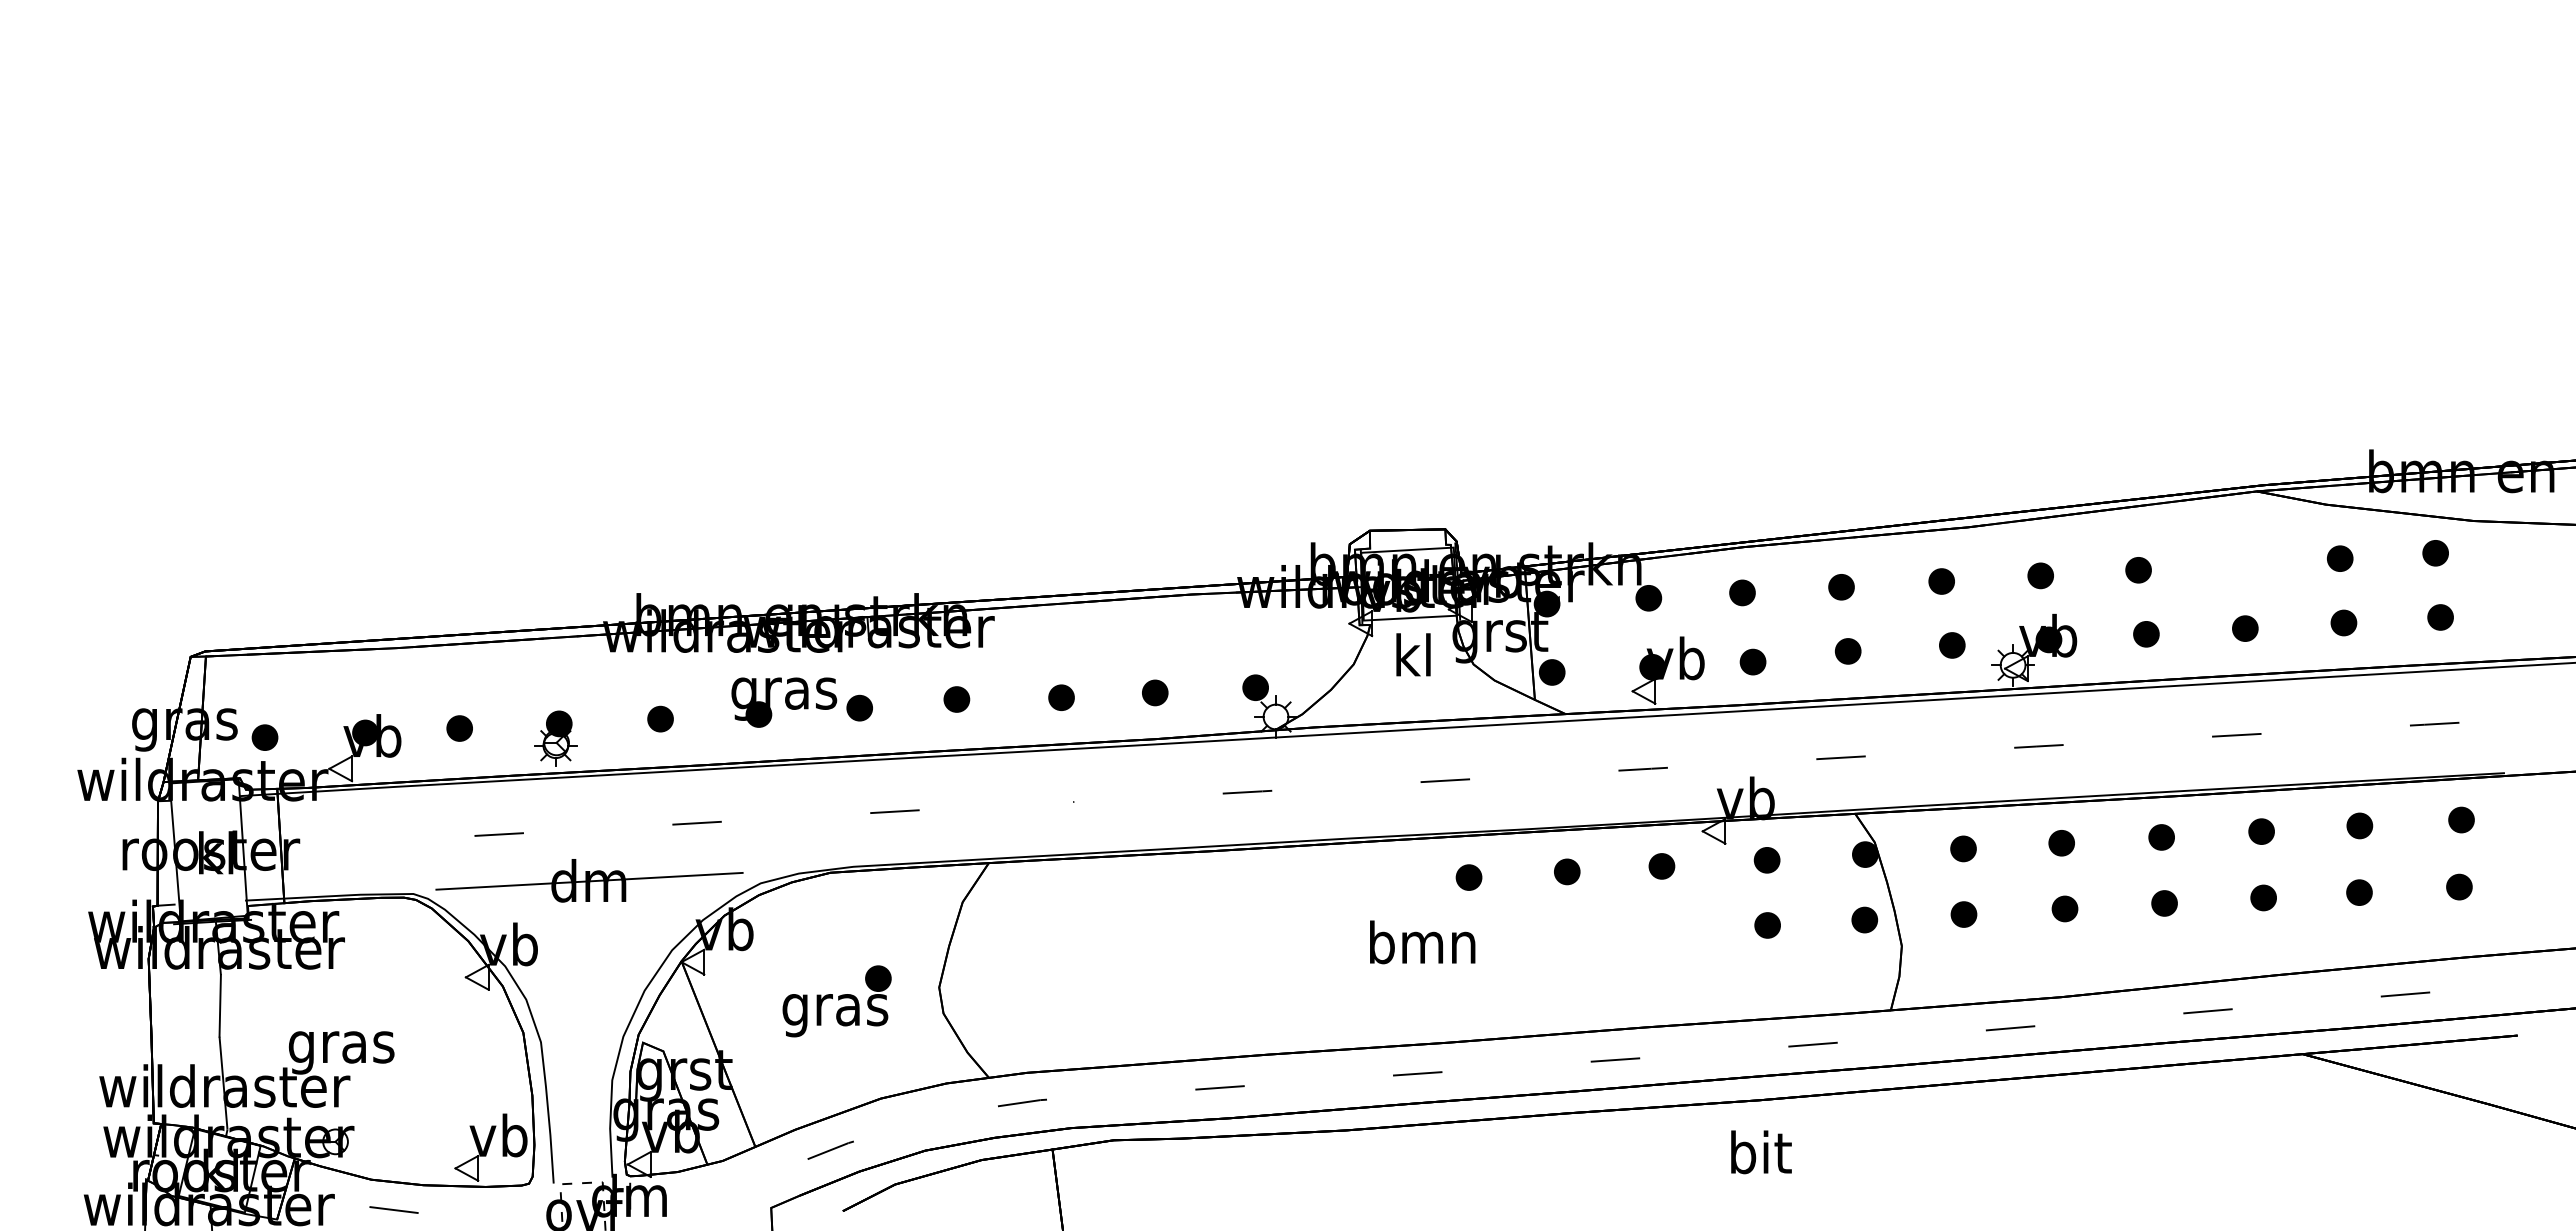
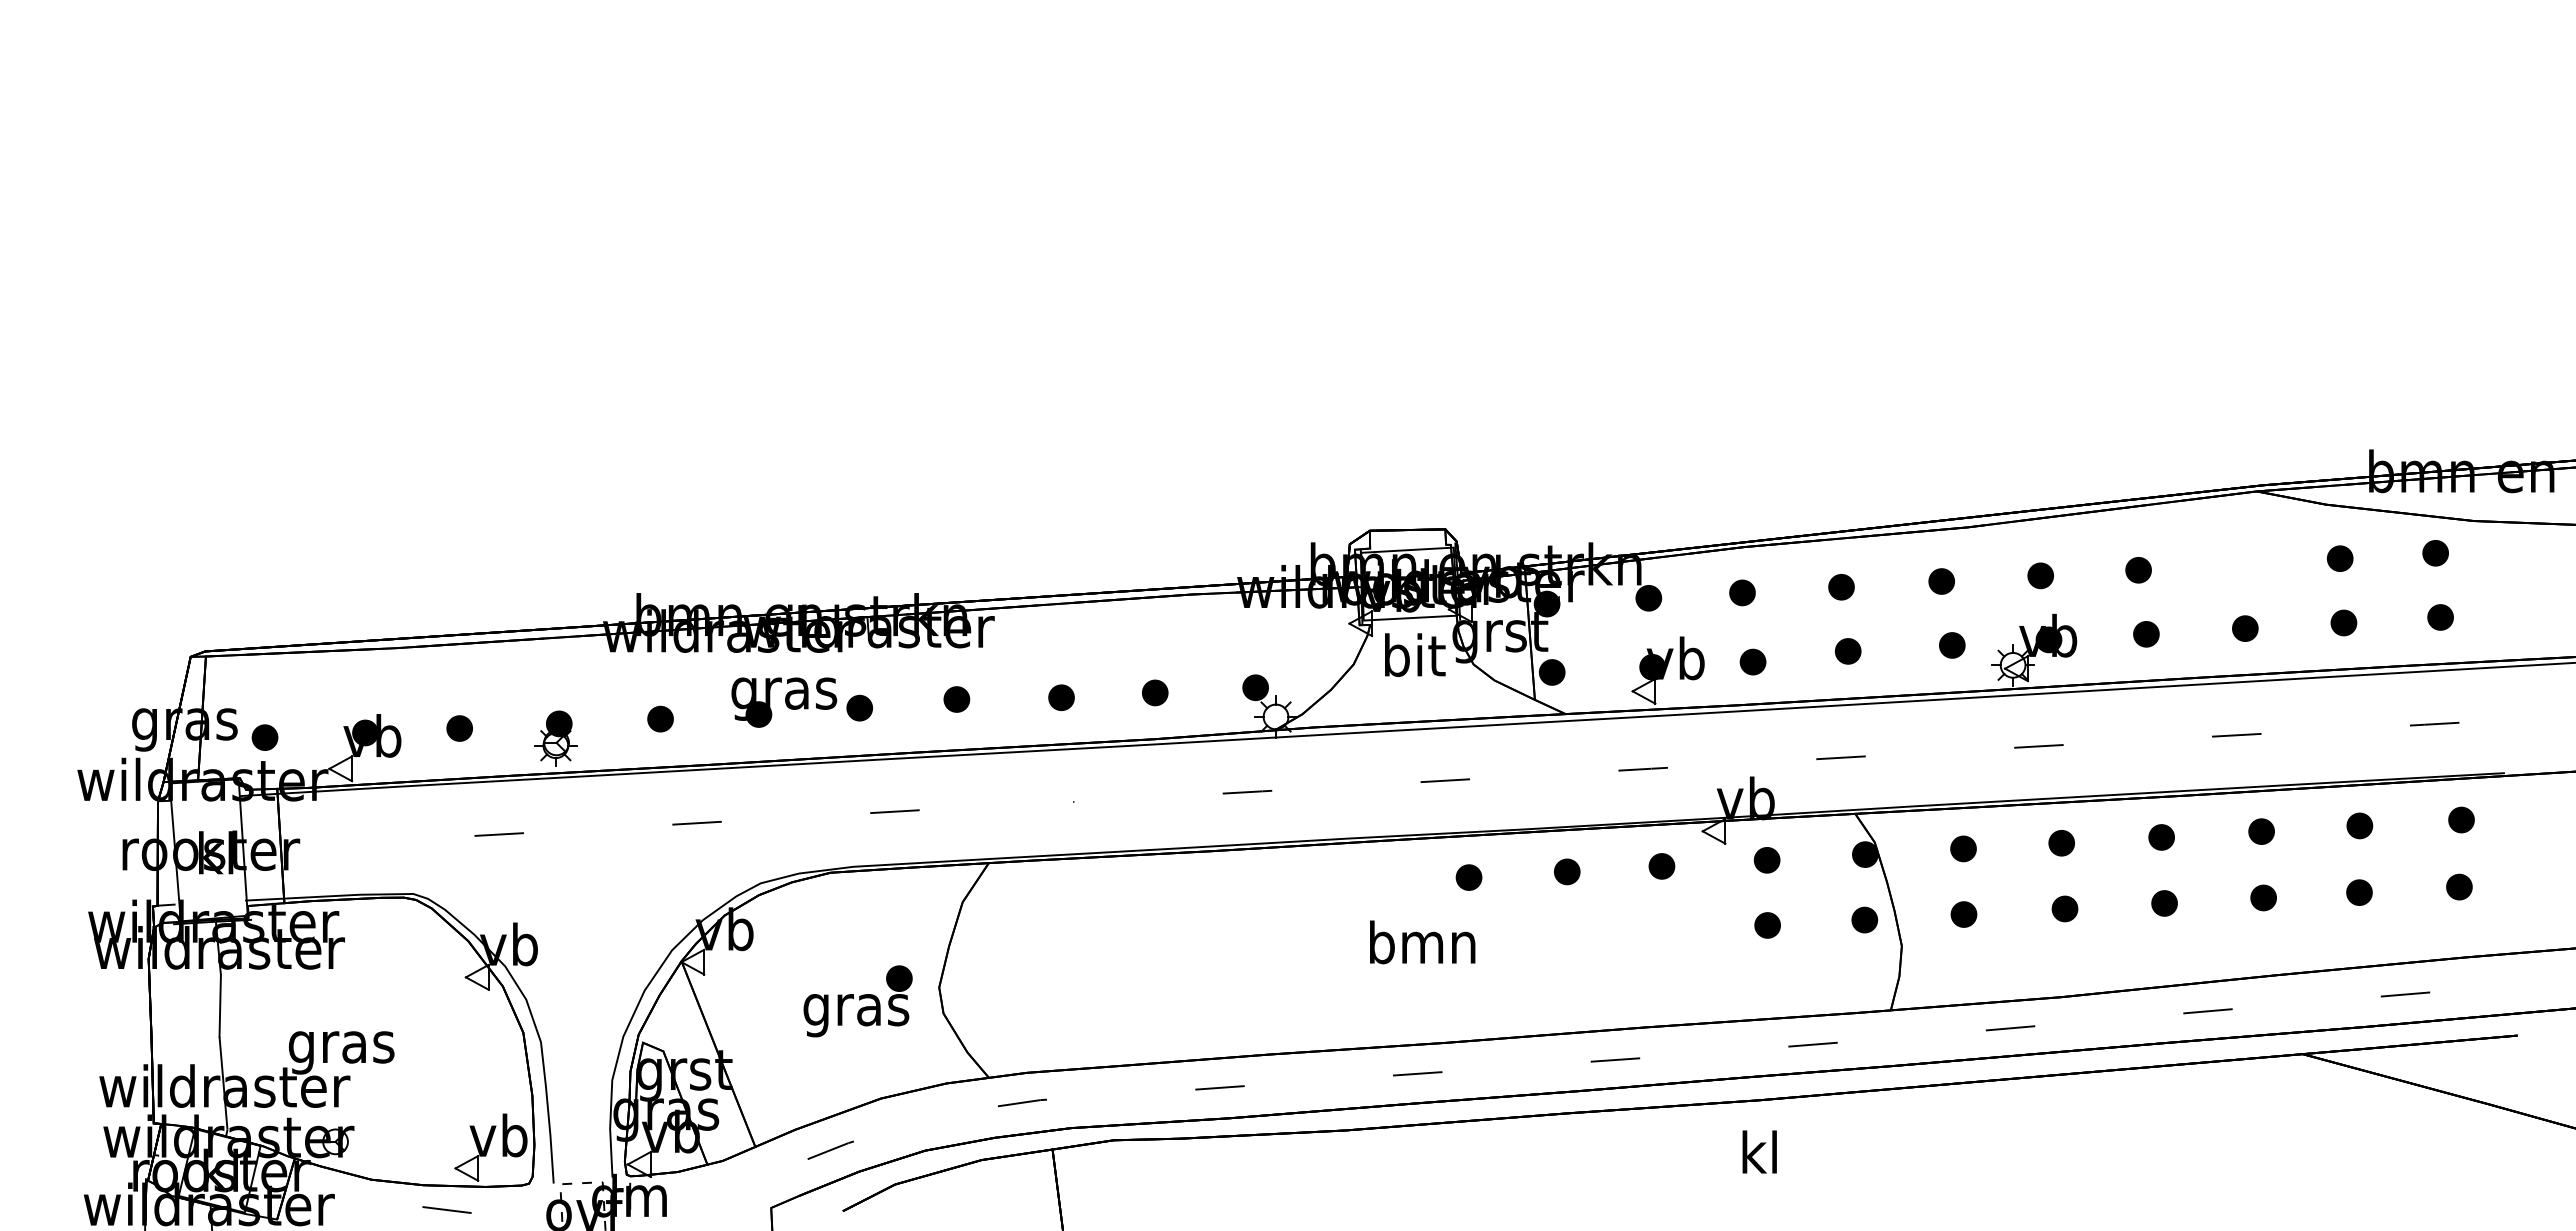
text: kl -> bit (1415, 654)
part: present -> none (589, 880)
part position: (836, 1001) -> (857, 1001) (857, 1001)
text: bit -> kl (1761, 1152)
line position: (393, 1209) -> (446, 1209) (446, 1209)
